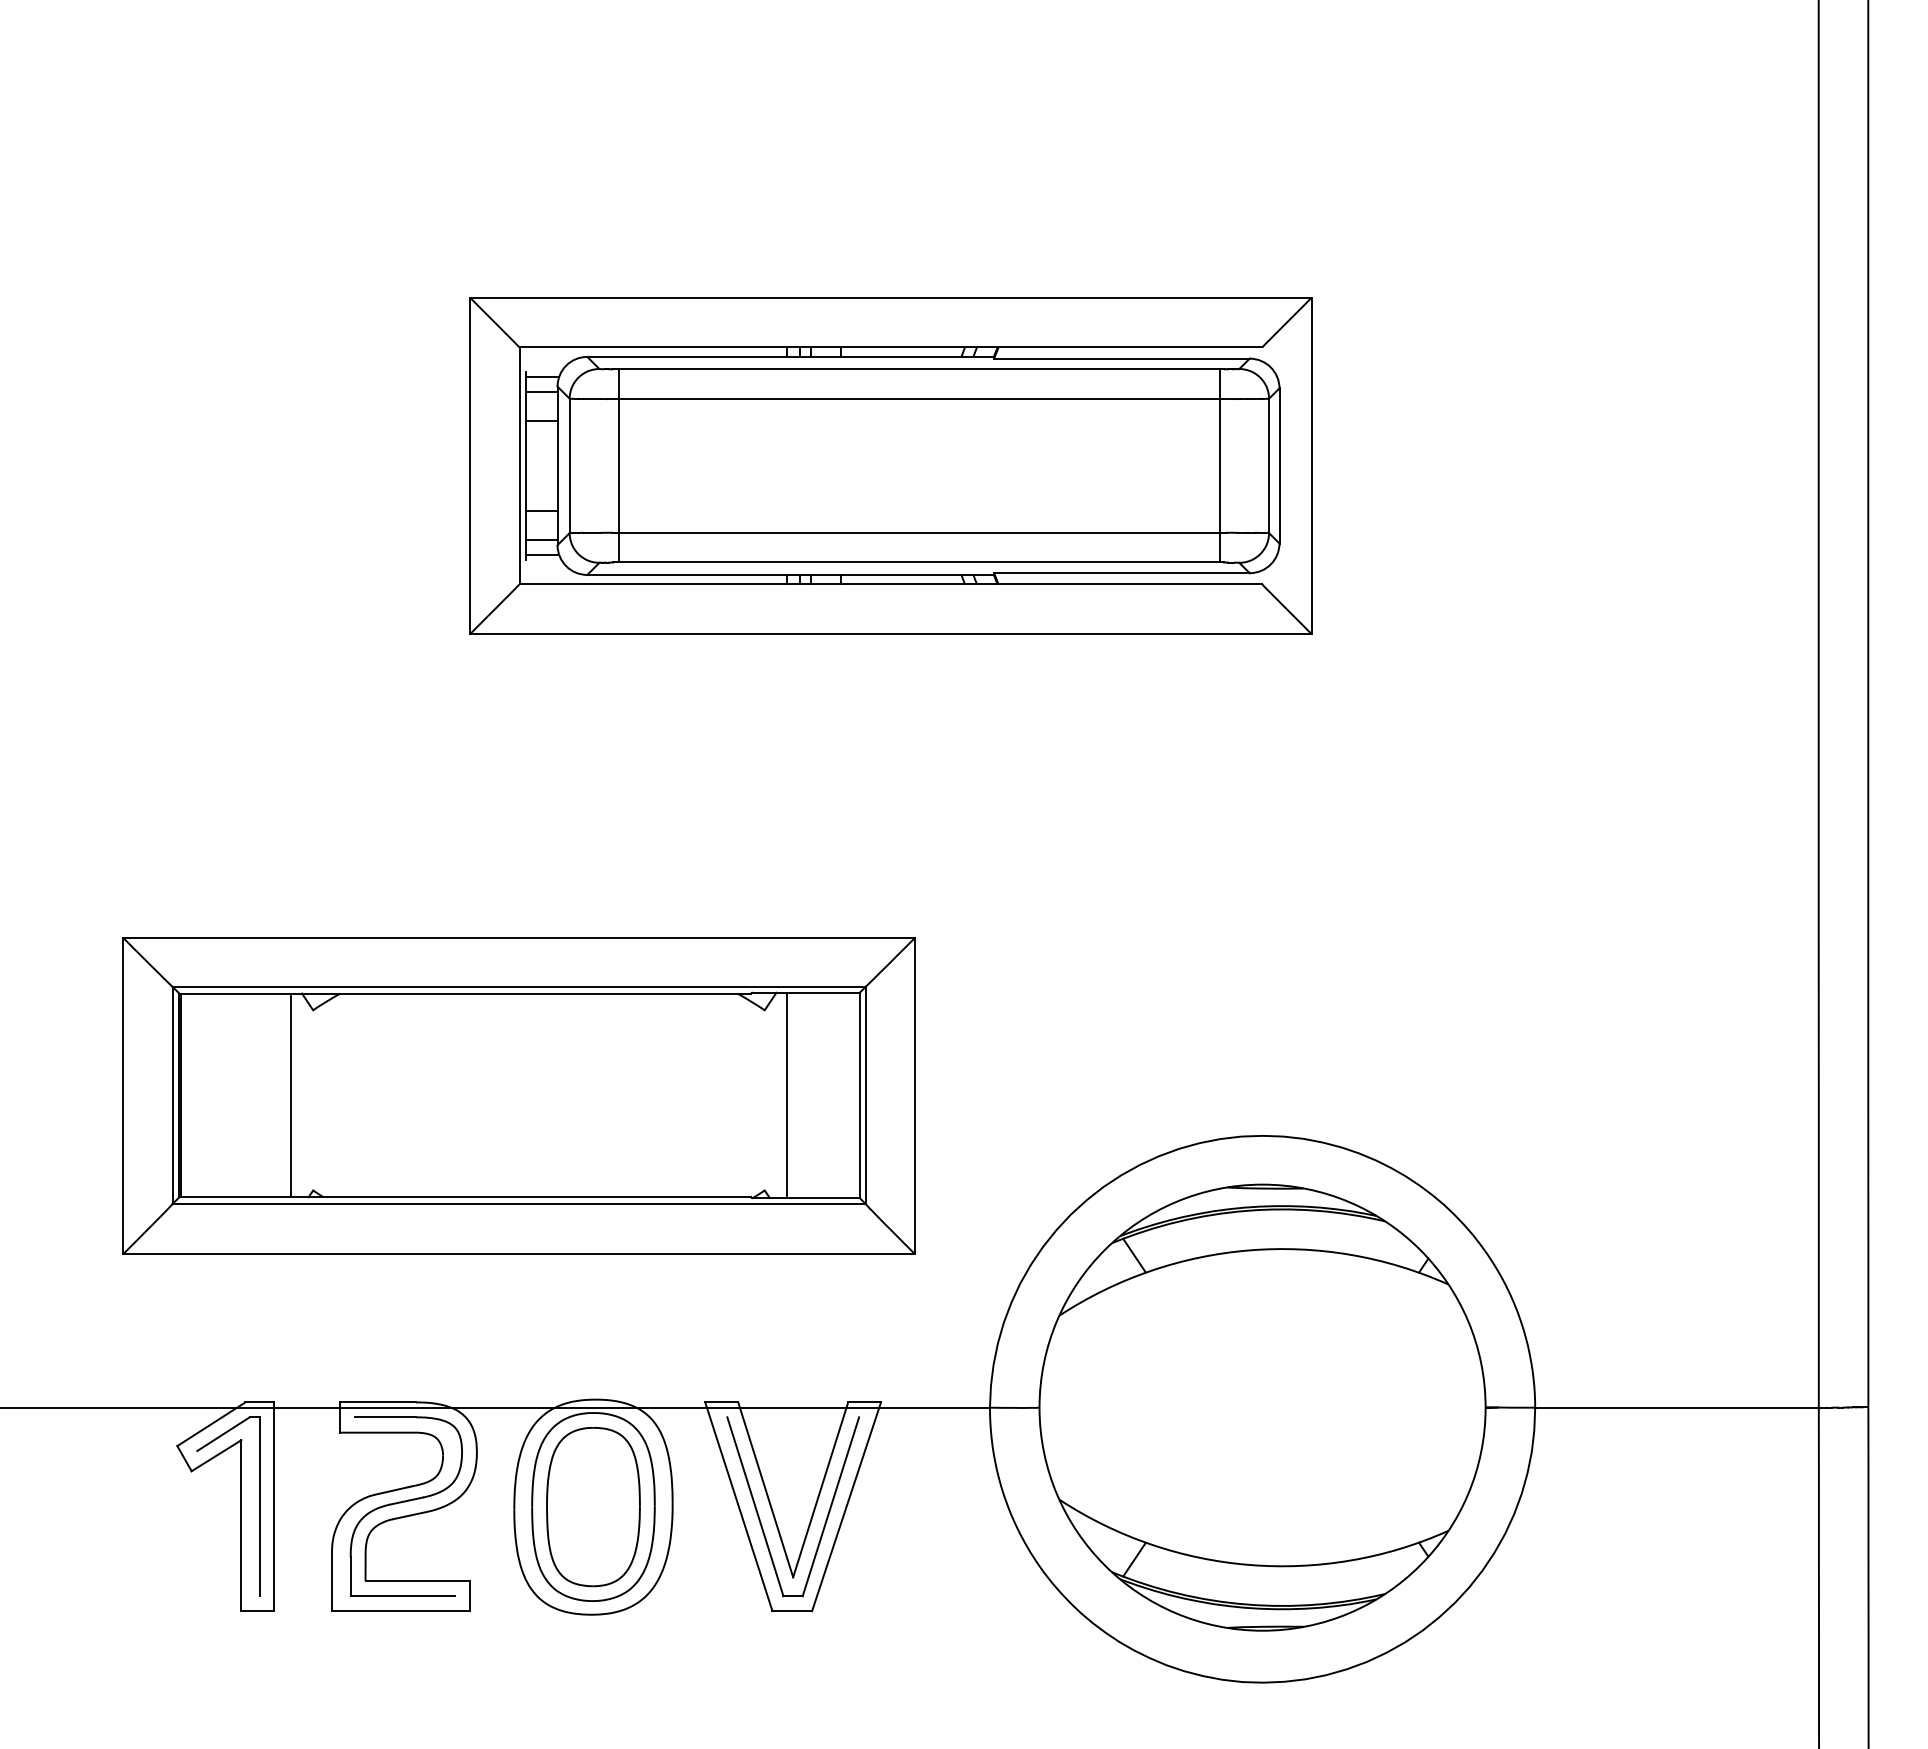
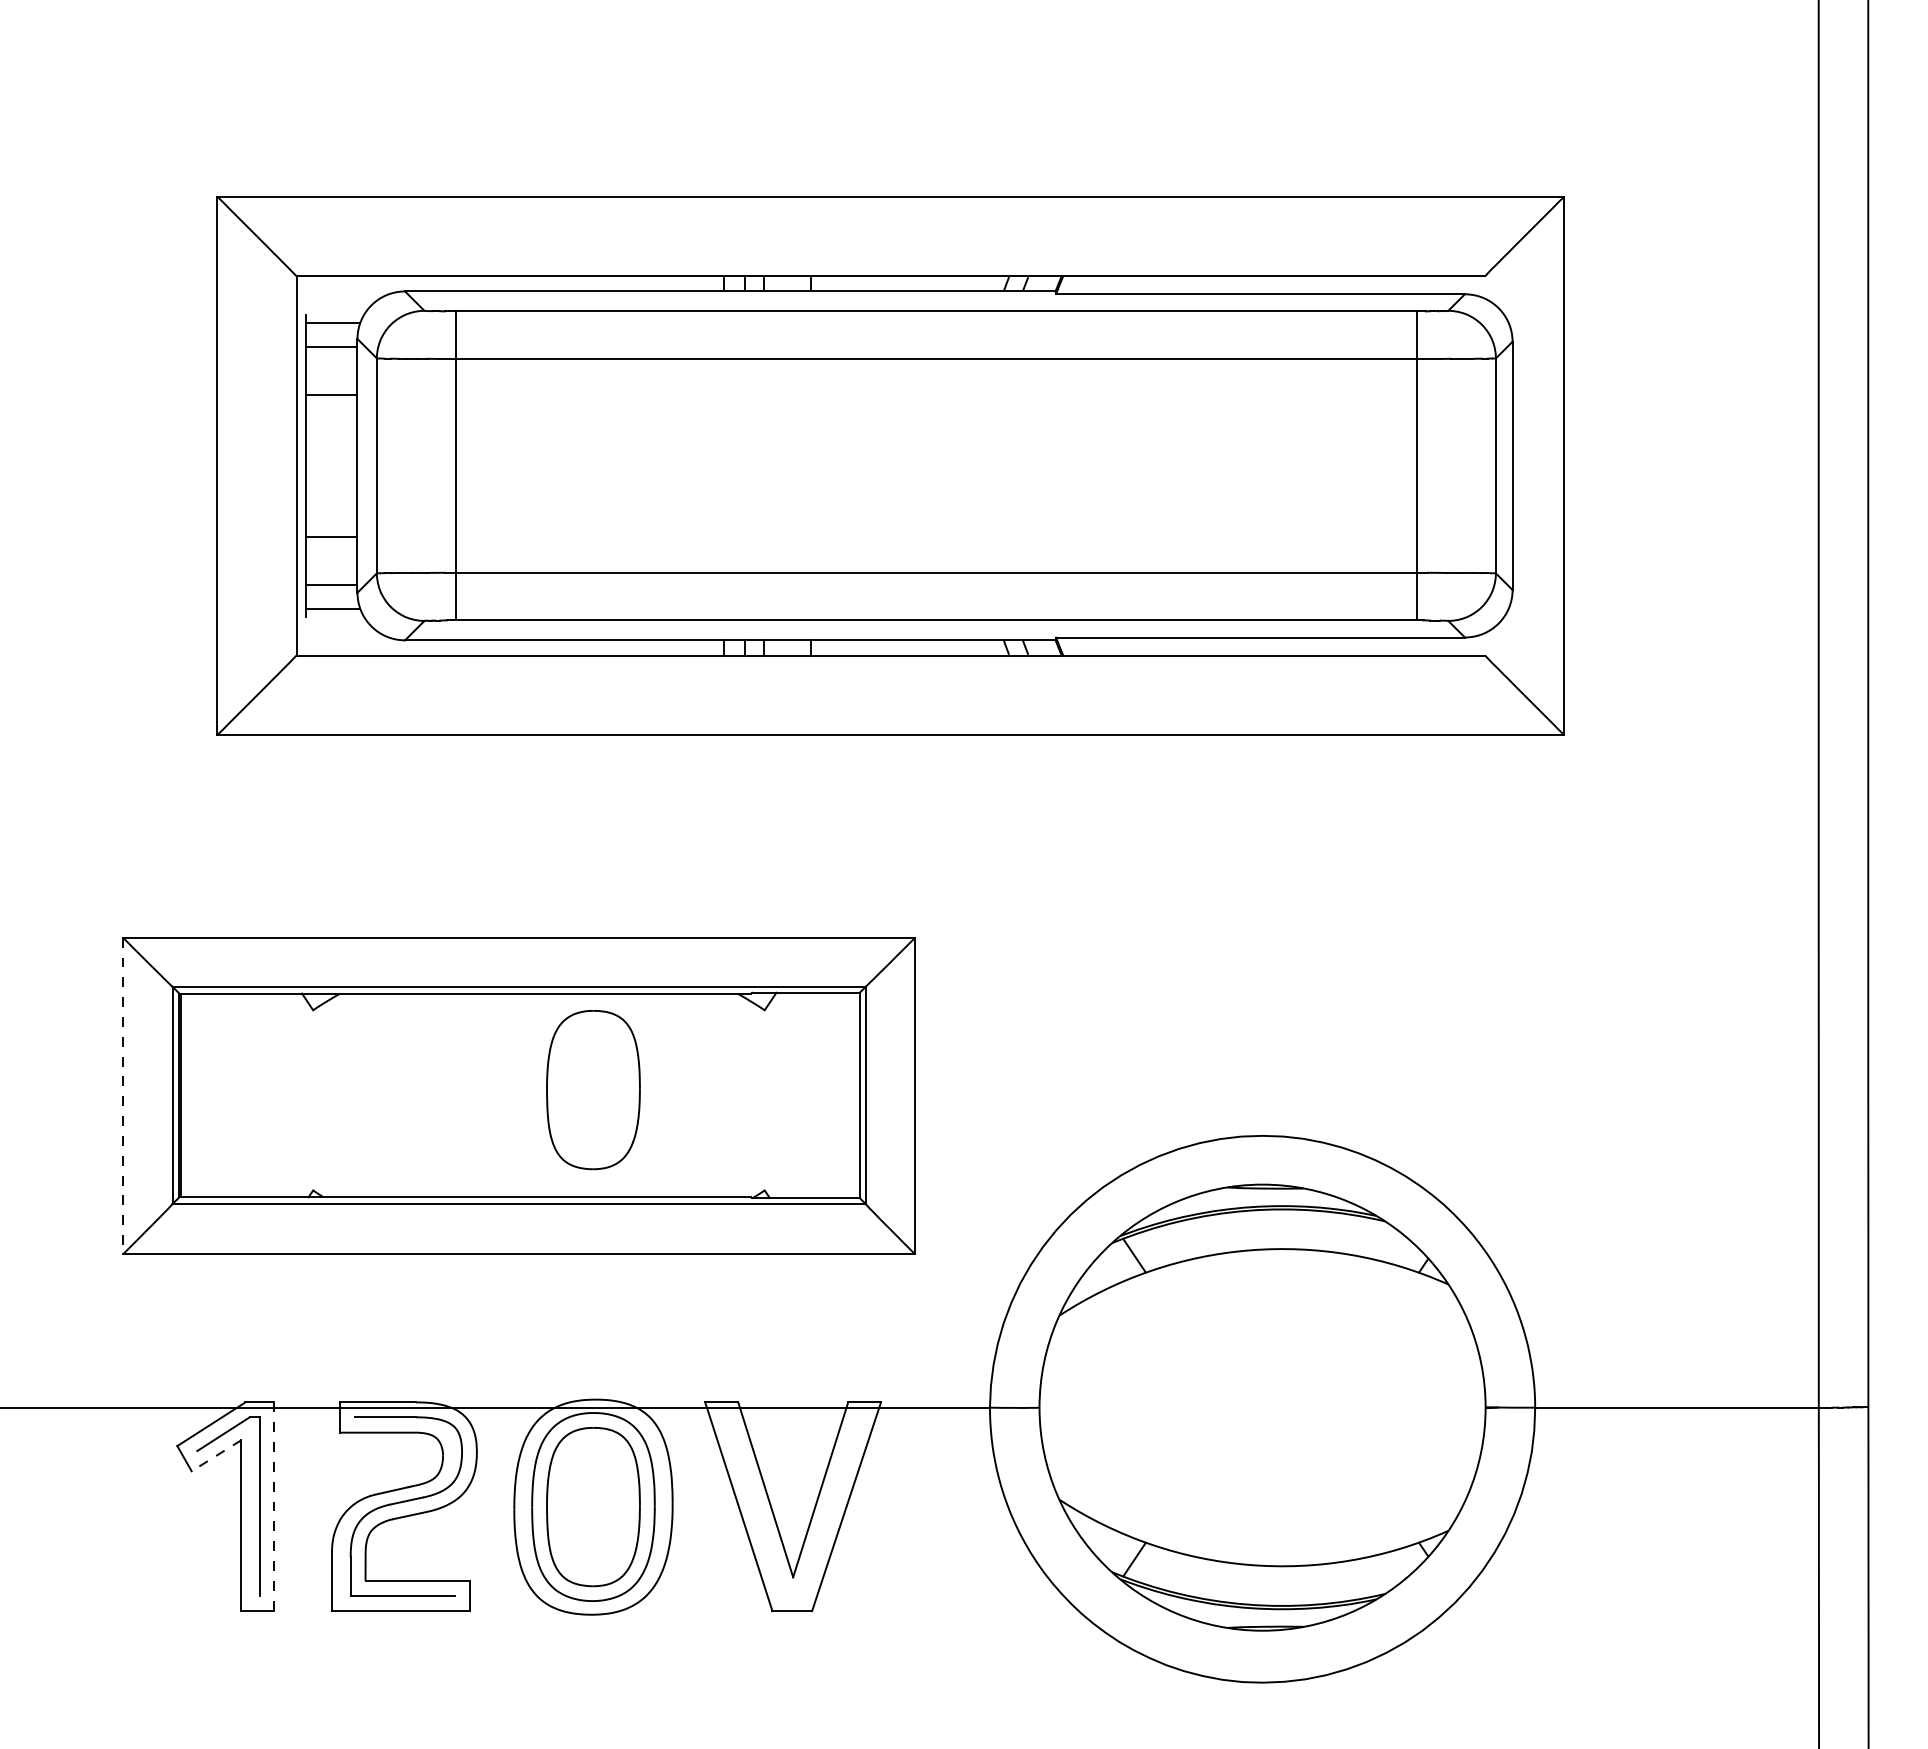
part size: 844x338 px -> 1349x540 px (890, 465)
part: none -> present (593, 1090)
line: present -> none (291, 1095)
line: present -> none (786, 1095)
line: solid -> dashed (123, 1096)
line: solid -> dashed (216, 1455)
line: solid -> dashed (274, 1507)
part: present -> none (759, 1515)
